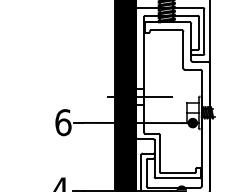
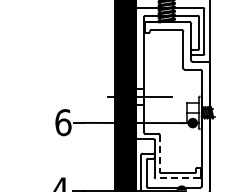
line: solid -> dashed (159, 153)
line: solid -> dashed (177, 178)
